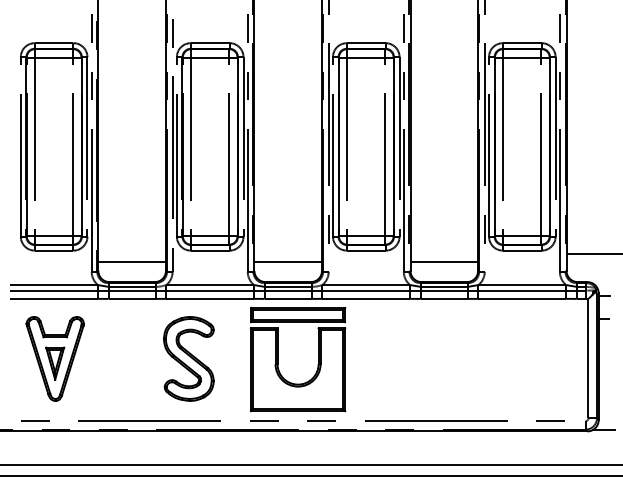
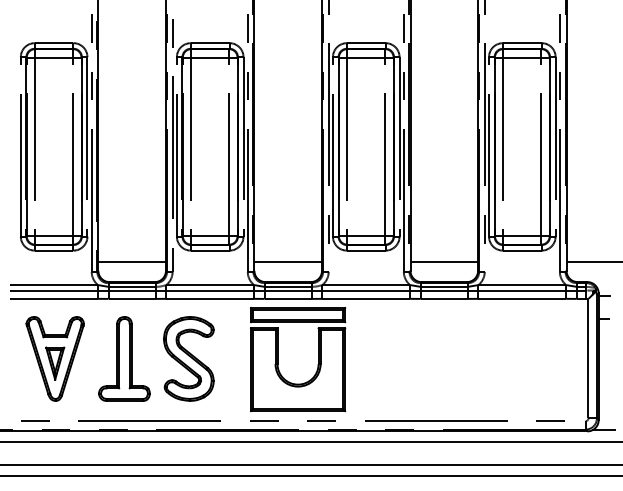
line position: (592, 253) -> (592, 261) (592, 261)
part: none -> present (124, 358)
line: none -> present (310, 441)
